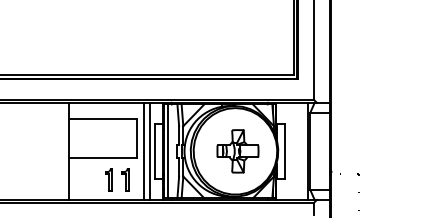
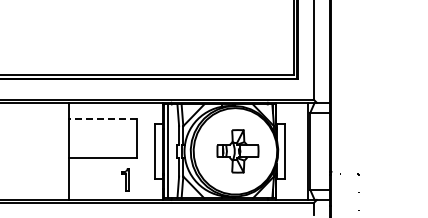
line: solid -> dashed (102, 119)
line: present -> none (143, 150)
line: present -> none (150, 150)
part: present -> none (108, 179)
